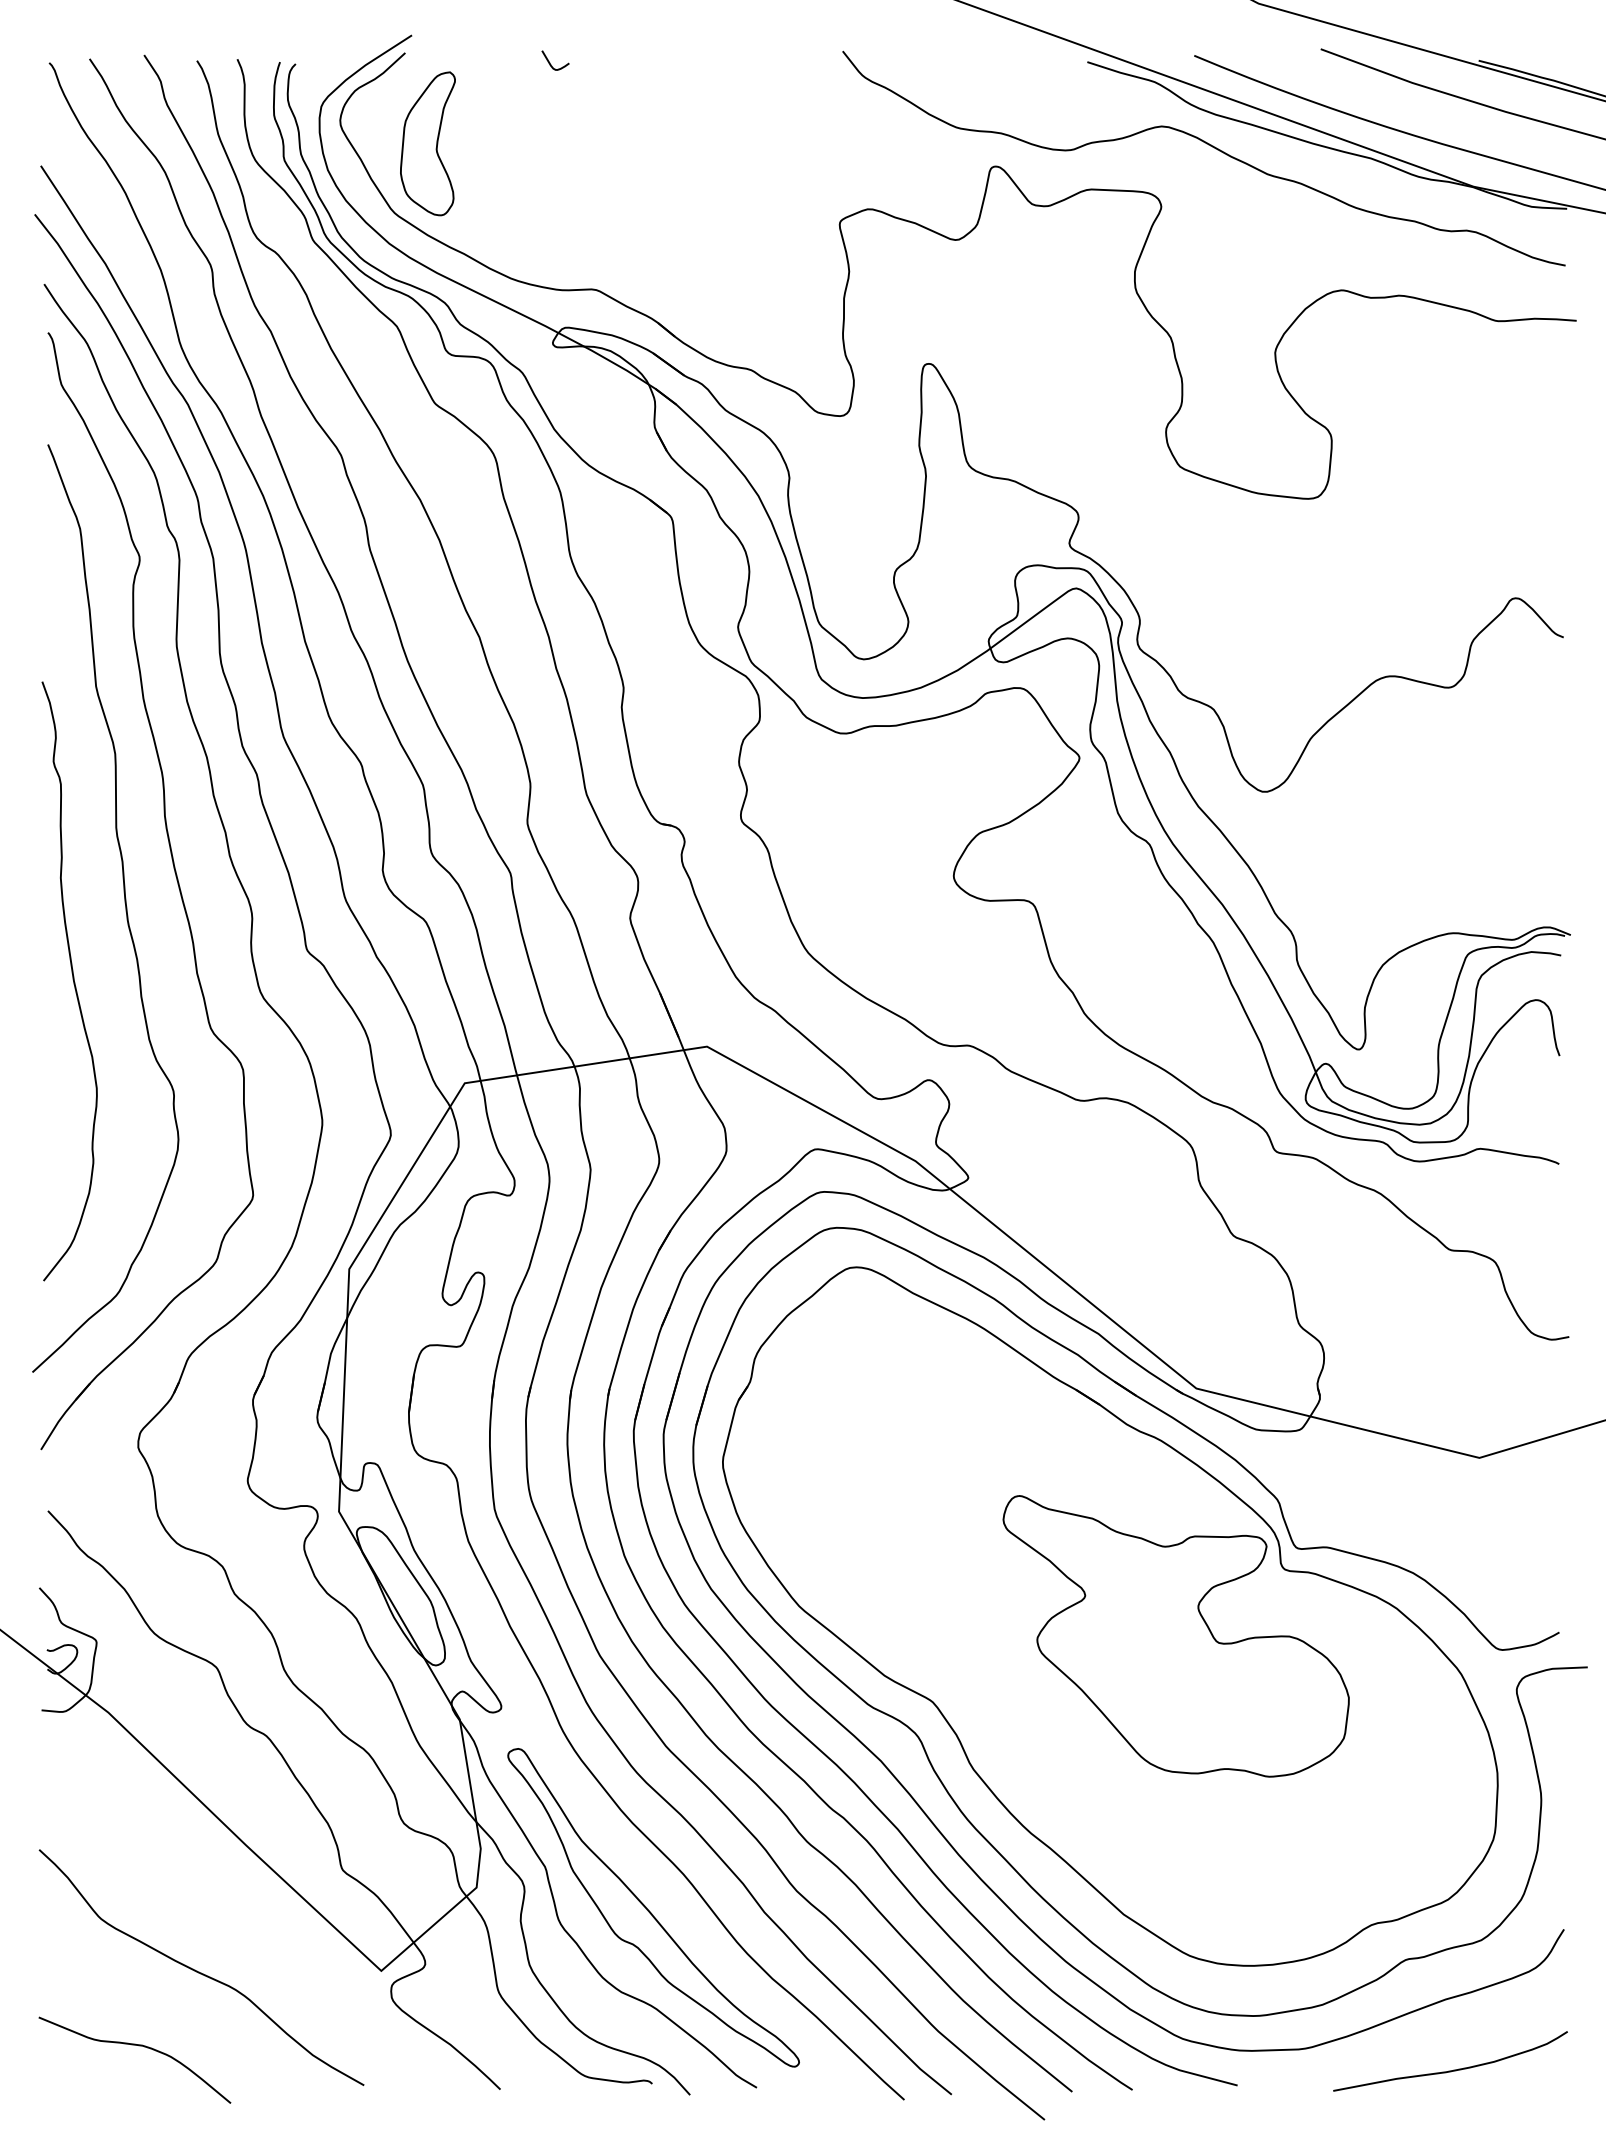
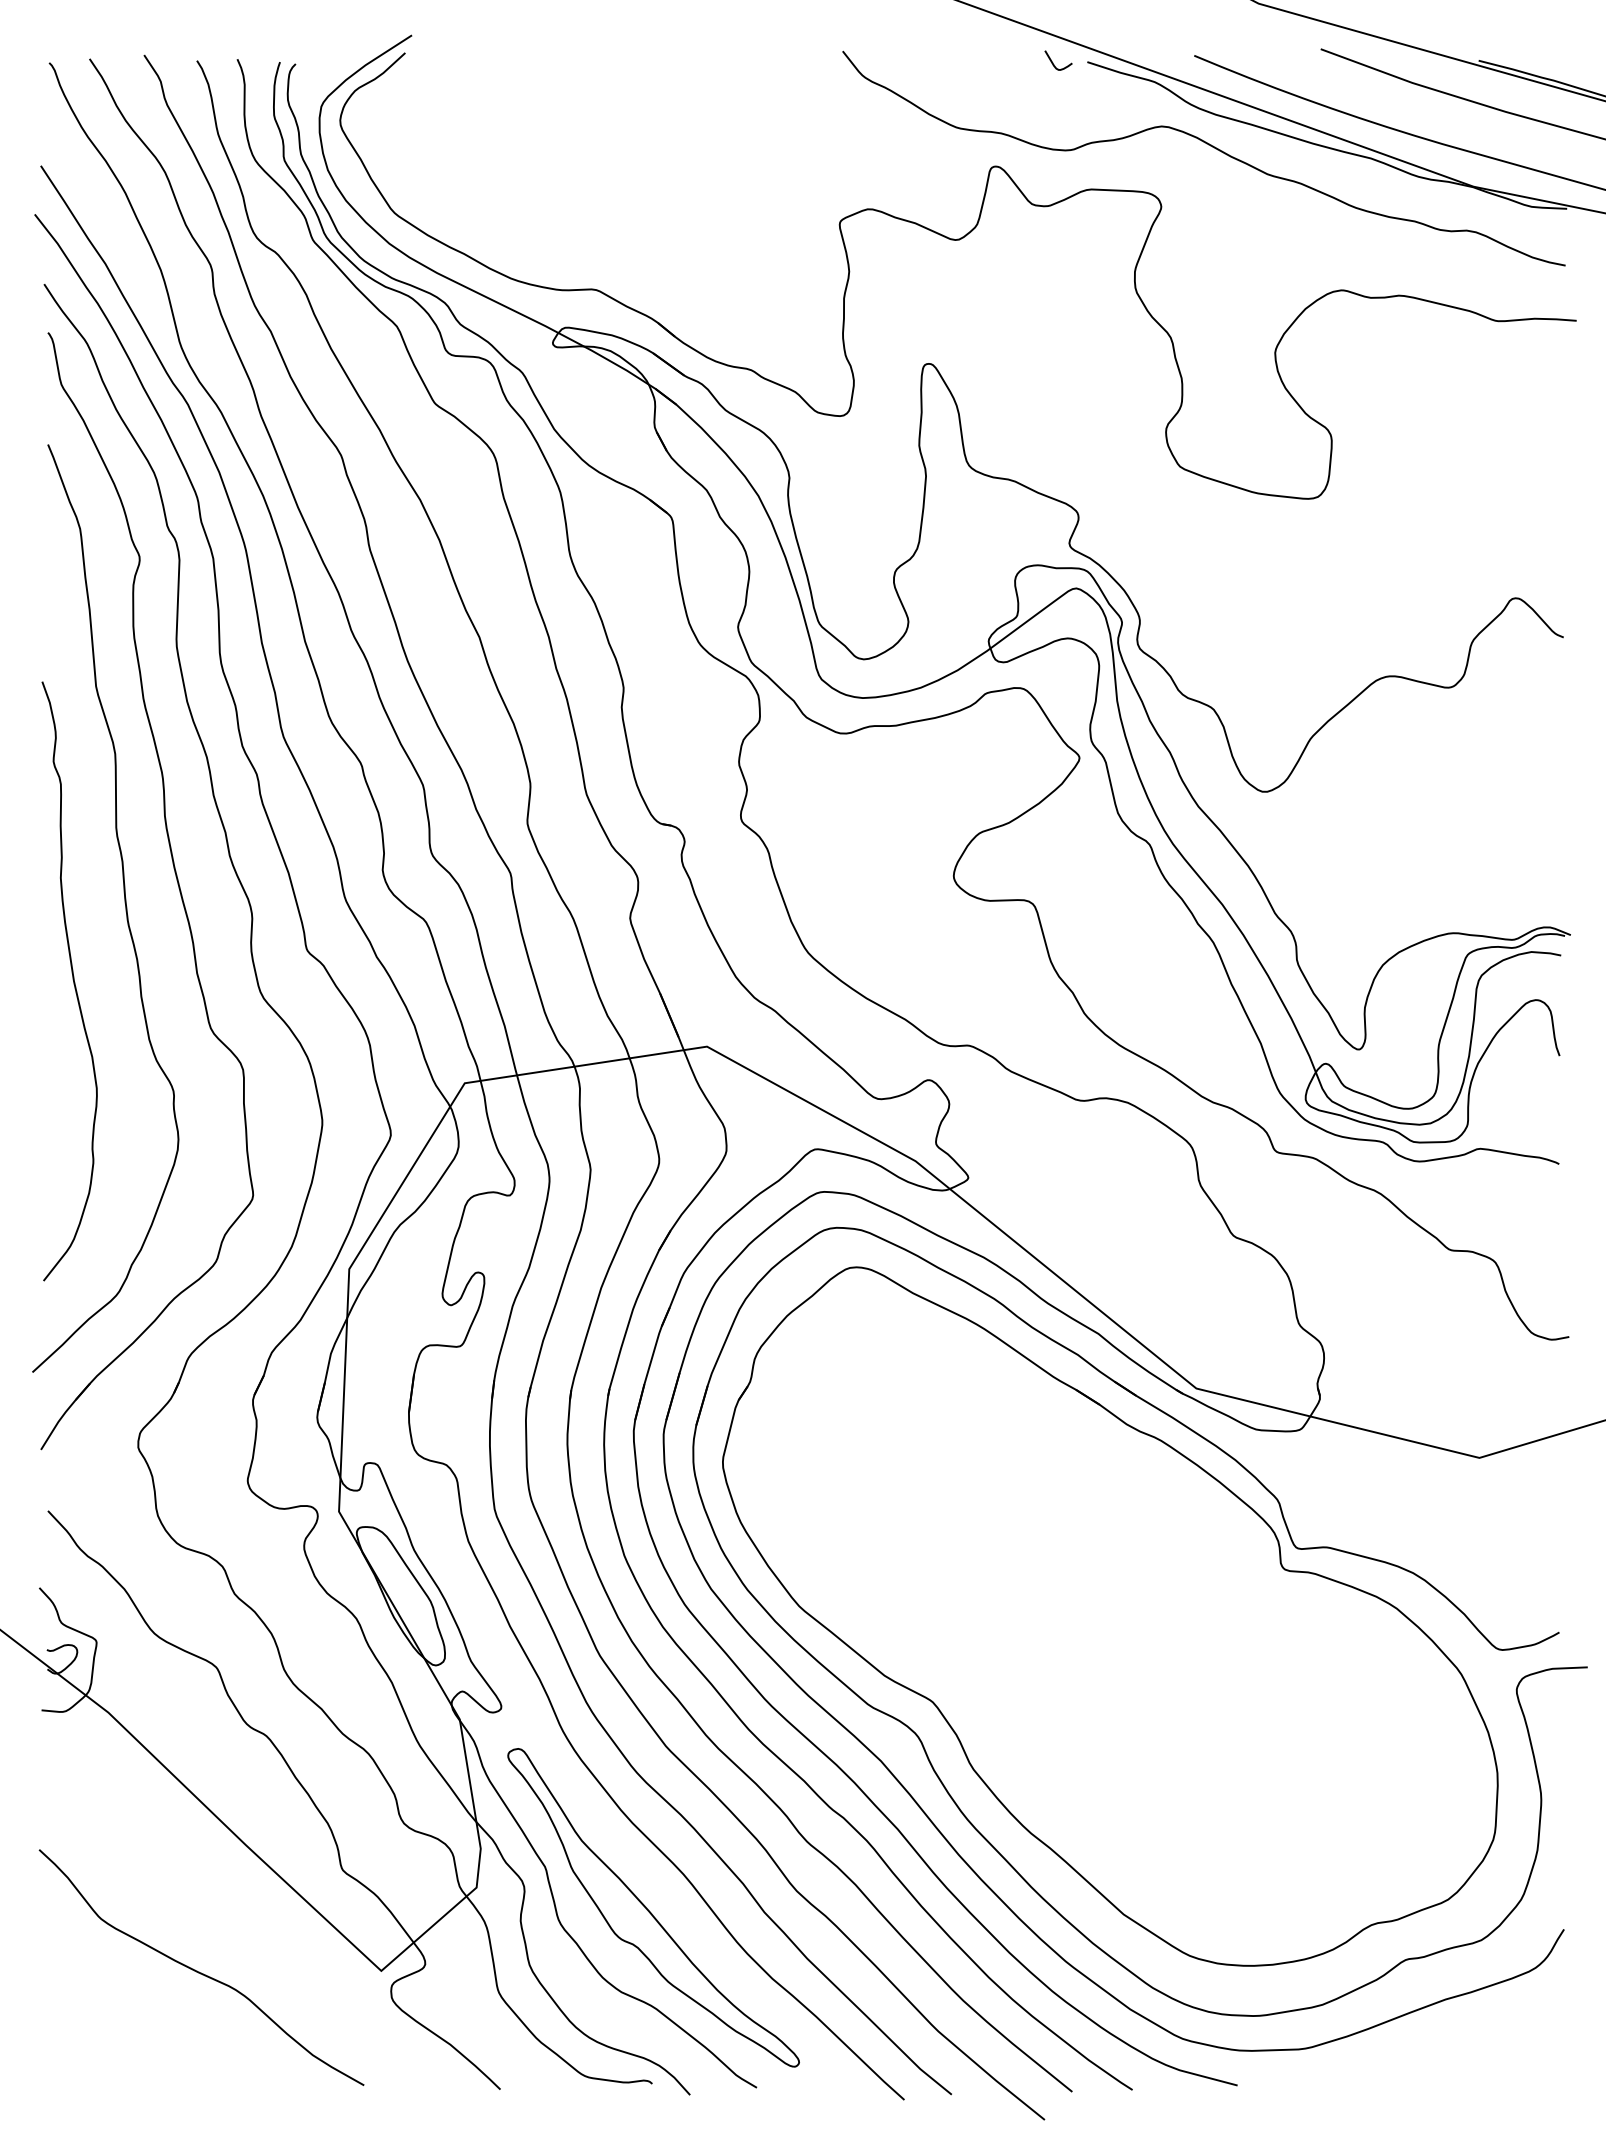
curve position: (550, 62) -> (1053, 62) (1053, 62)
part: present -> none (427, 143)
part: present -> none (1175, 1636)
curve: present -> none (138, 2046)
curve: present -> none (1453, 2069)
